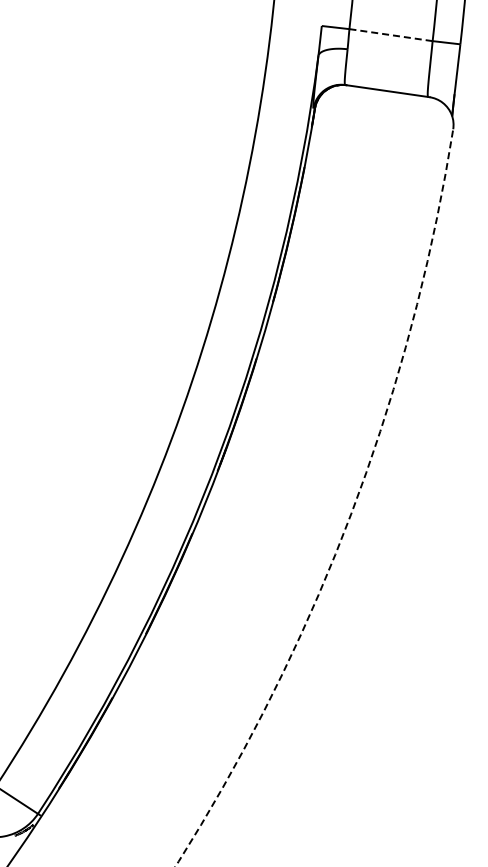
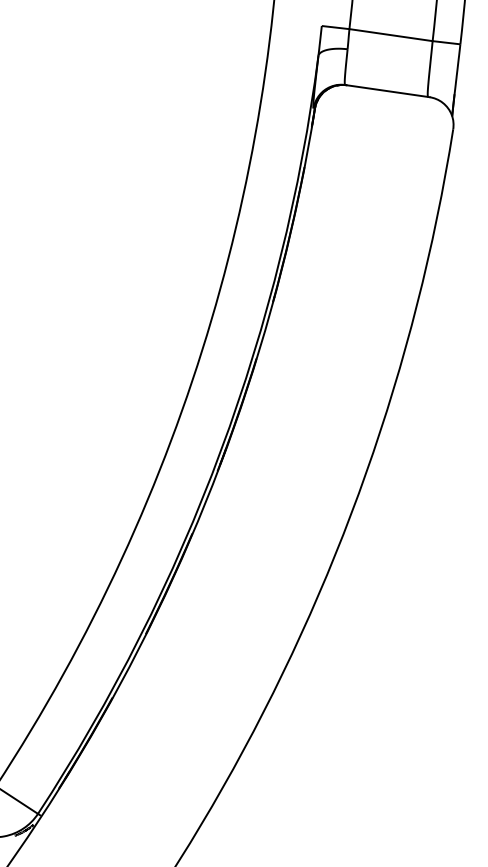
line: dashed -> solid (391, 35)
arc: dashed -> solid (351, 513)
